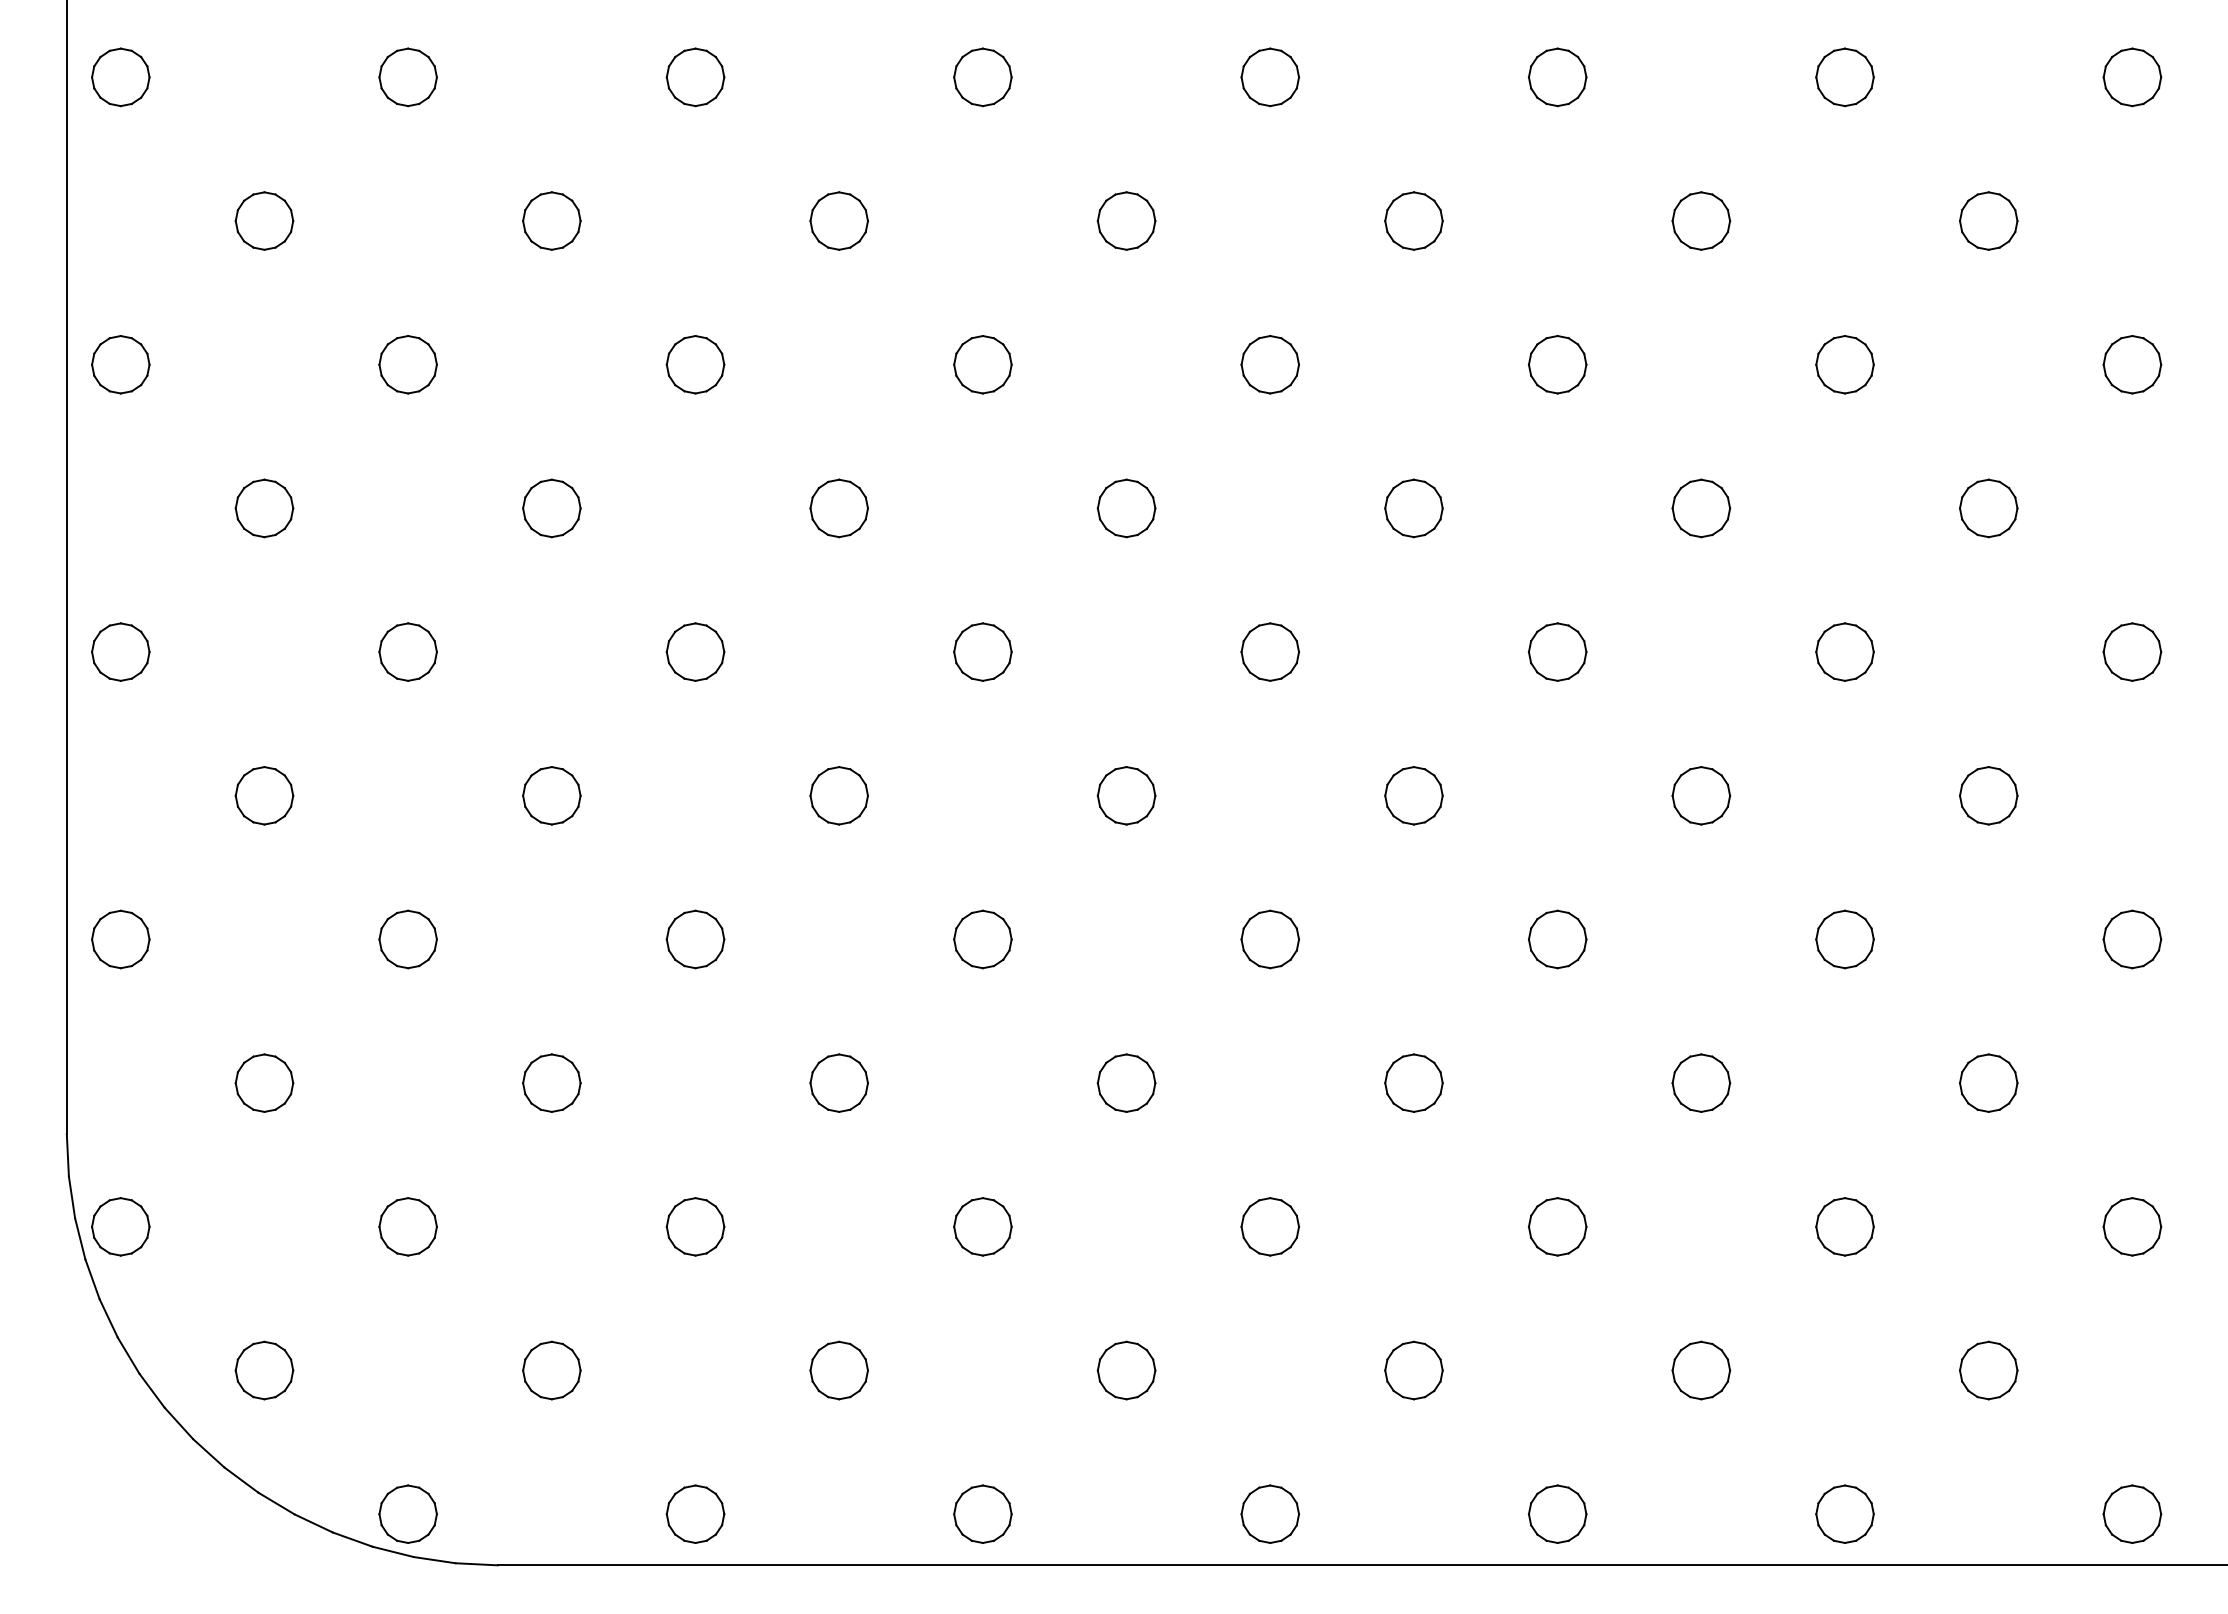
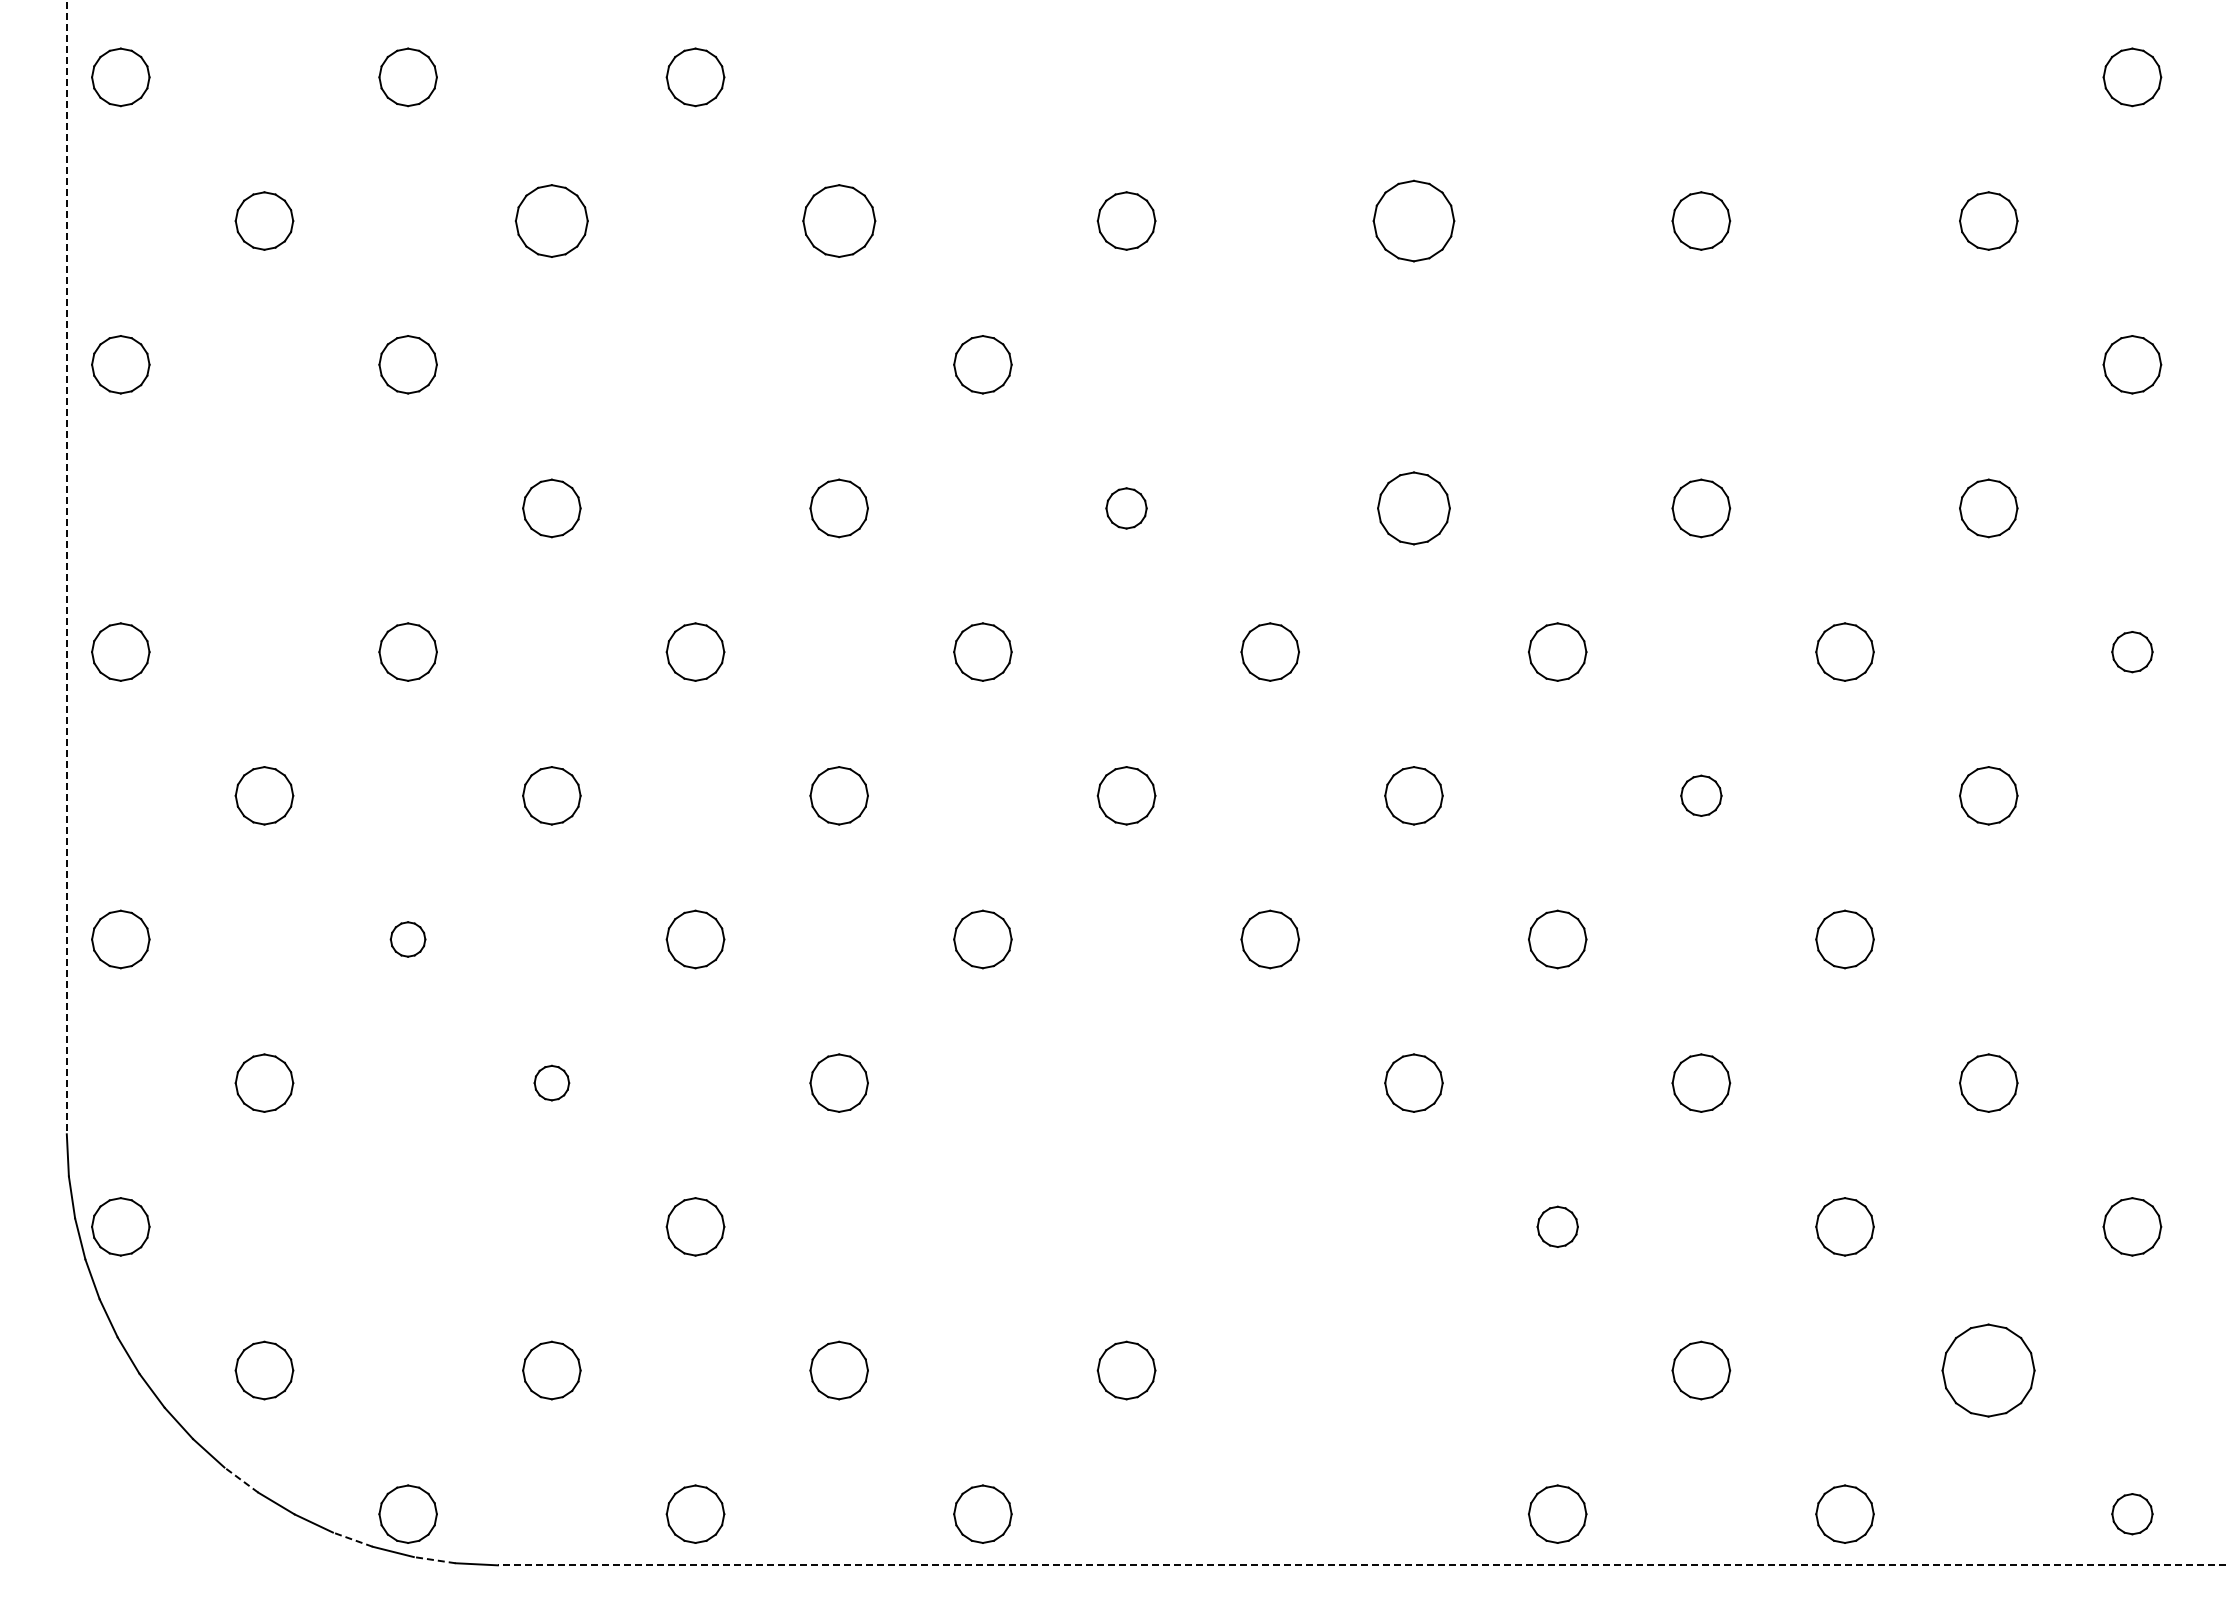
part: present -> none (982, 77)
part: present -> none (1269, 77)
part: present -> none (1557, 77)
part: present -> none (1844, 77)
part size: 60x60 px -> 75x74 px (551, 220)
part size: 60x60 px -> 75x74 px (839, 220)
part size: 60x60 px -> 84x84 px (1413, 220)
part: present -> none (695, 364)
part: present -> none (1269, 364)
part: present -> none (1557, 364)
part: present -> none (1844, 364)
part: present -> none (264, 508)
part size: 61x61 px -> 43x43 px (1126, 508)
part size: 60x61 px -> 74x75 px (1413, 508)
line: solid -> dashed (66, 567)
part size: 61x60 px -> 43x43 px (2132, 652)
part size: 61x60 px -> 43x43 px (1701, 795)
part size: 60x61 px -> 38x37 px (407, 939)
part: present -> none (2132, 939)
part size: 60x60 px -> 38x38 px (551, 1082)
part: present -> none (1126, 1082)
part: present -> none (407, 1226)
part: present -> none (982, 1226)
part: present -> none (1269, 1226)
part size: 60x60 px -> 43x43 px (1557, 1226)
part: present -> none (1413, 1370)
part size: 60x61 px -> 95x95 px (1988, 1370)
line: solid -> dashed (241, 1479)
part: present -> none (1269, 1513)
part size: 61x60 px -> 43x43 px (2132, 1514)
line: solid -> dashed (352, 1539)
line: solid -> dashed (434, 1560)
line: solid -> dashed (1362, 1565)
